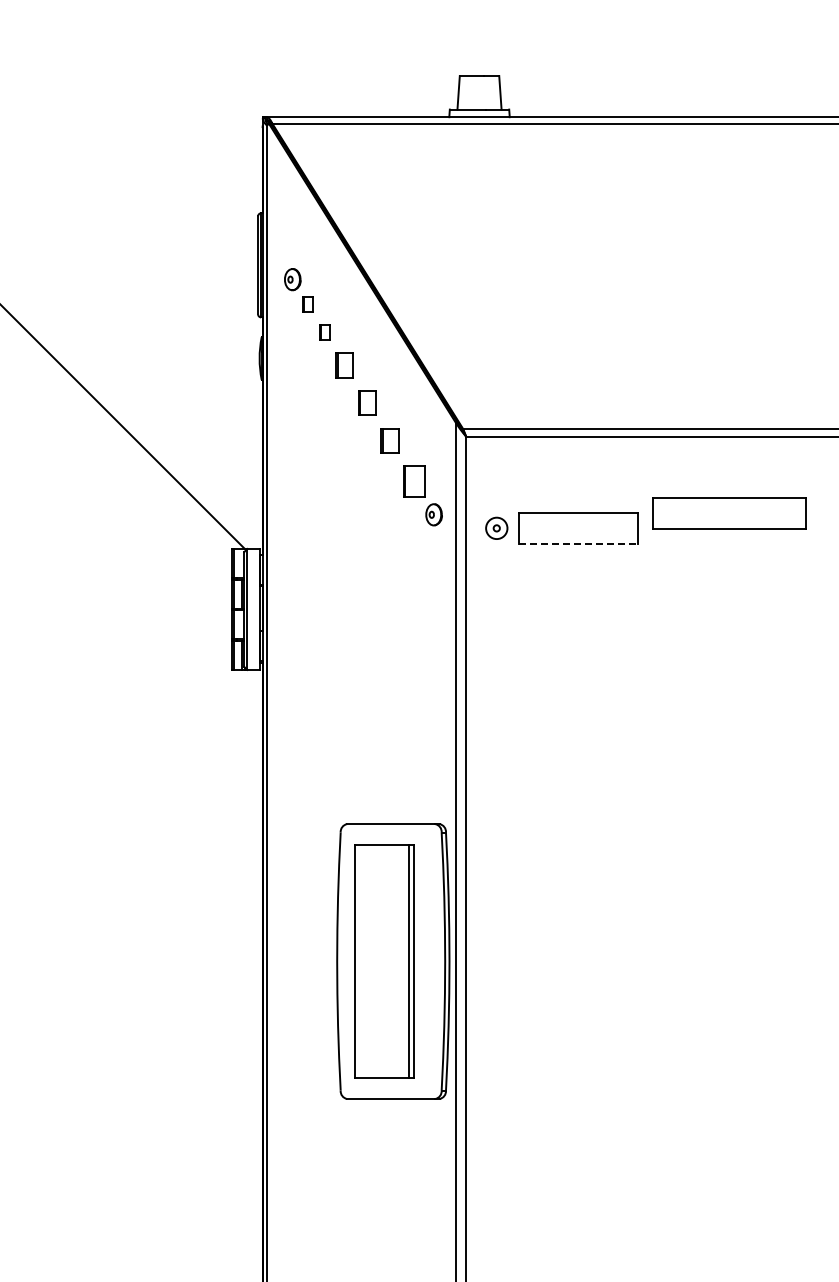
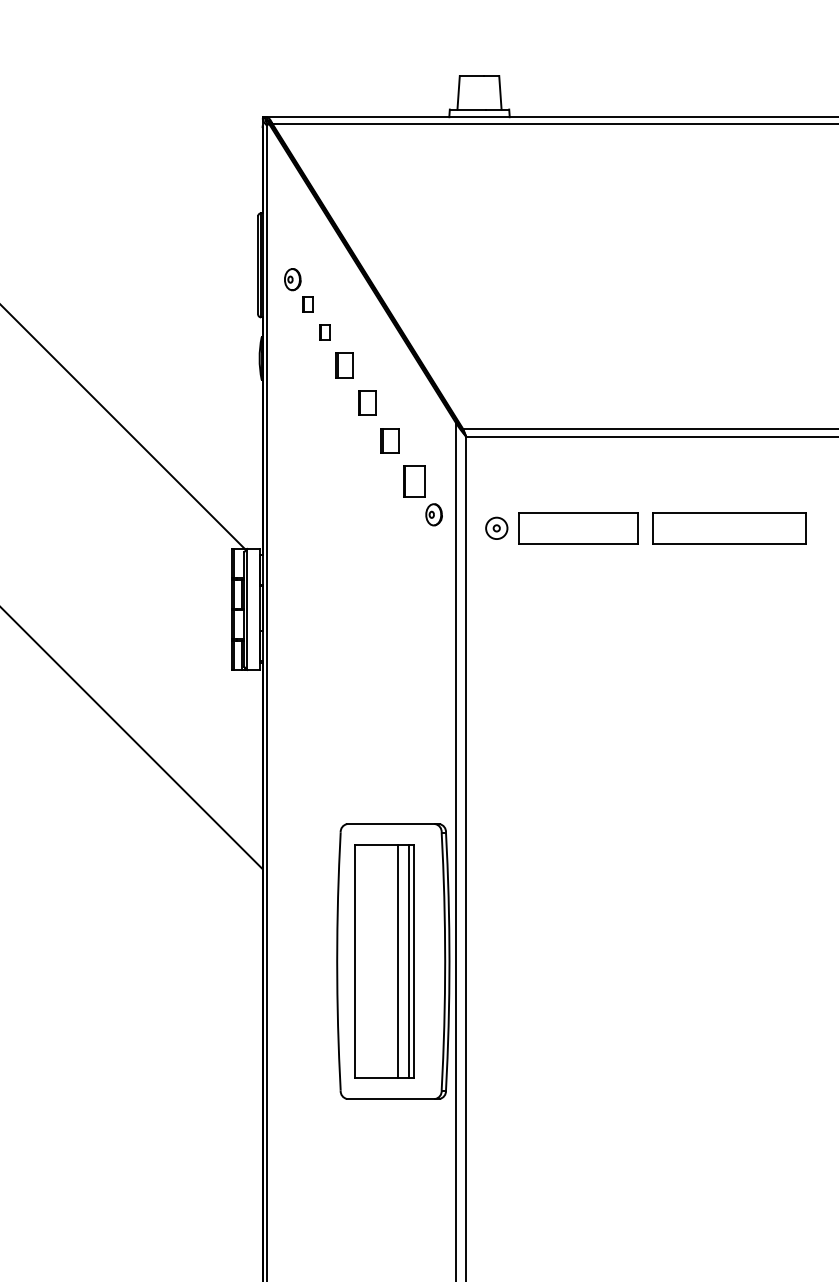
part position: (729, 513) -> (729, 528) (729, 528)
line: dashed -> solid (578, 543)
line: none -> present (132, 738)
line: none -> present (397, 961)
